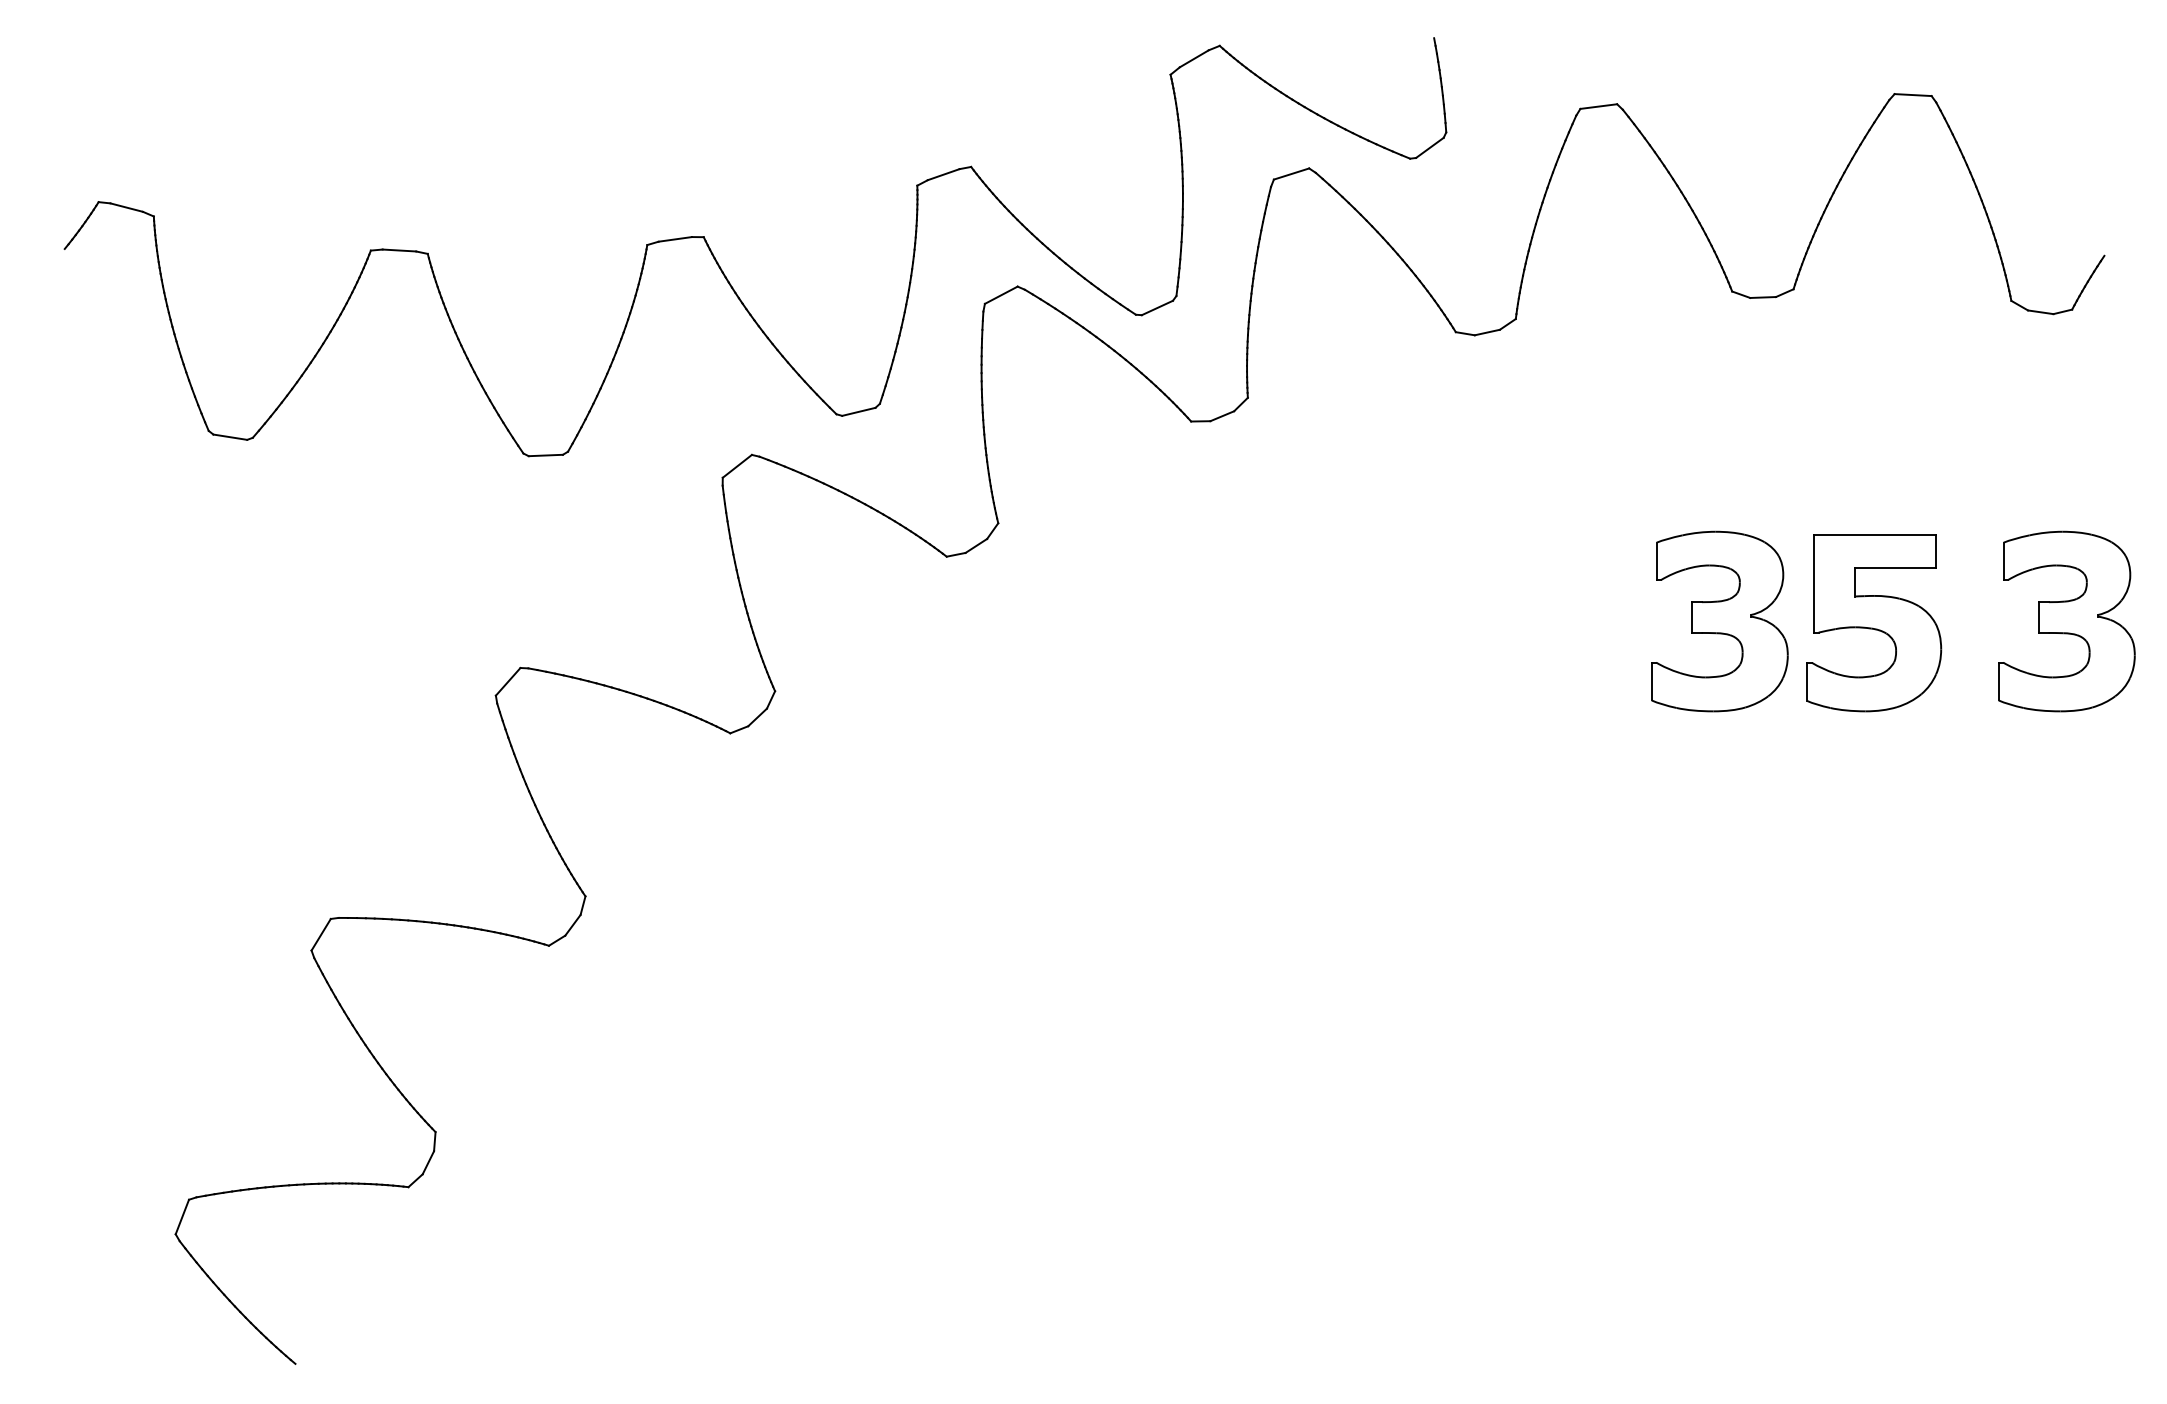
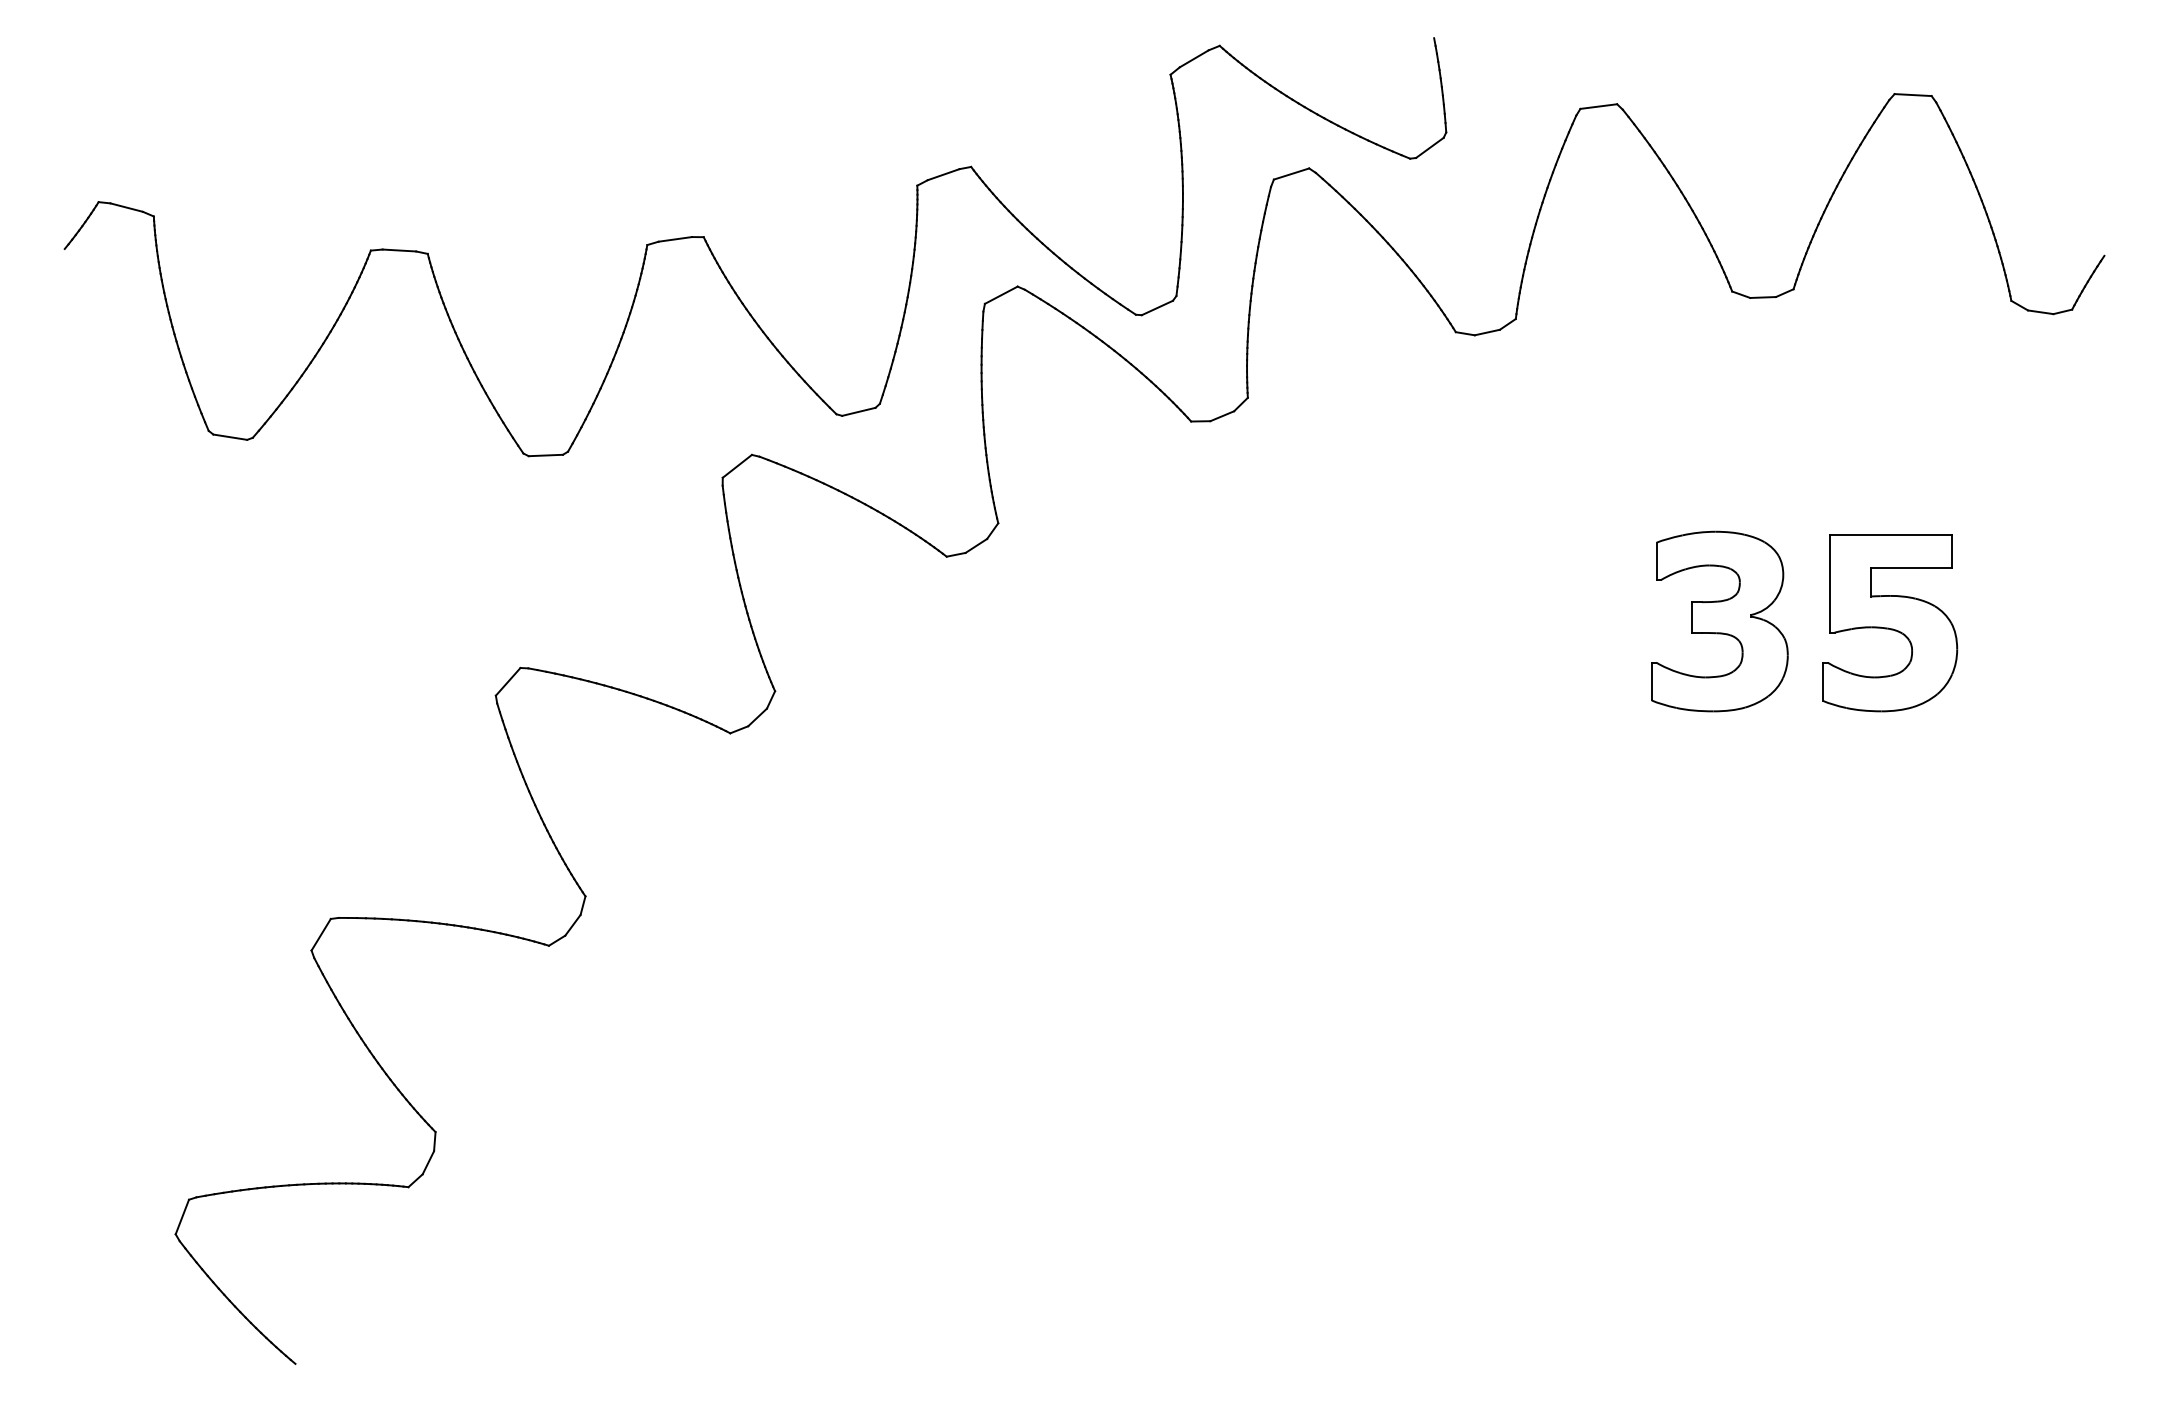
part: present -> none (2066, 621)
part position: (1874, 623) -> (1890, 623) (1890, 623)
